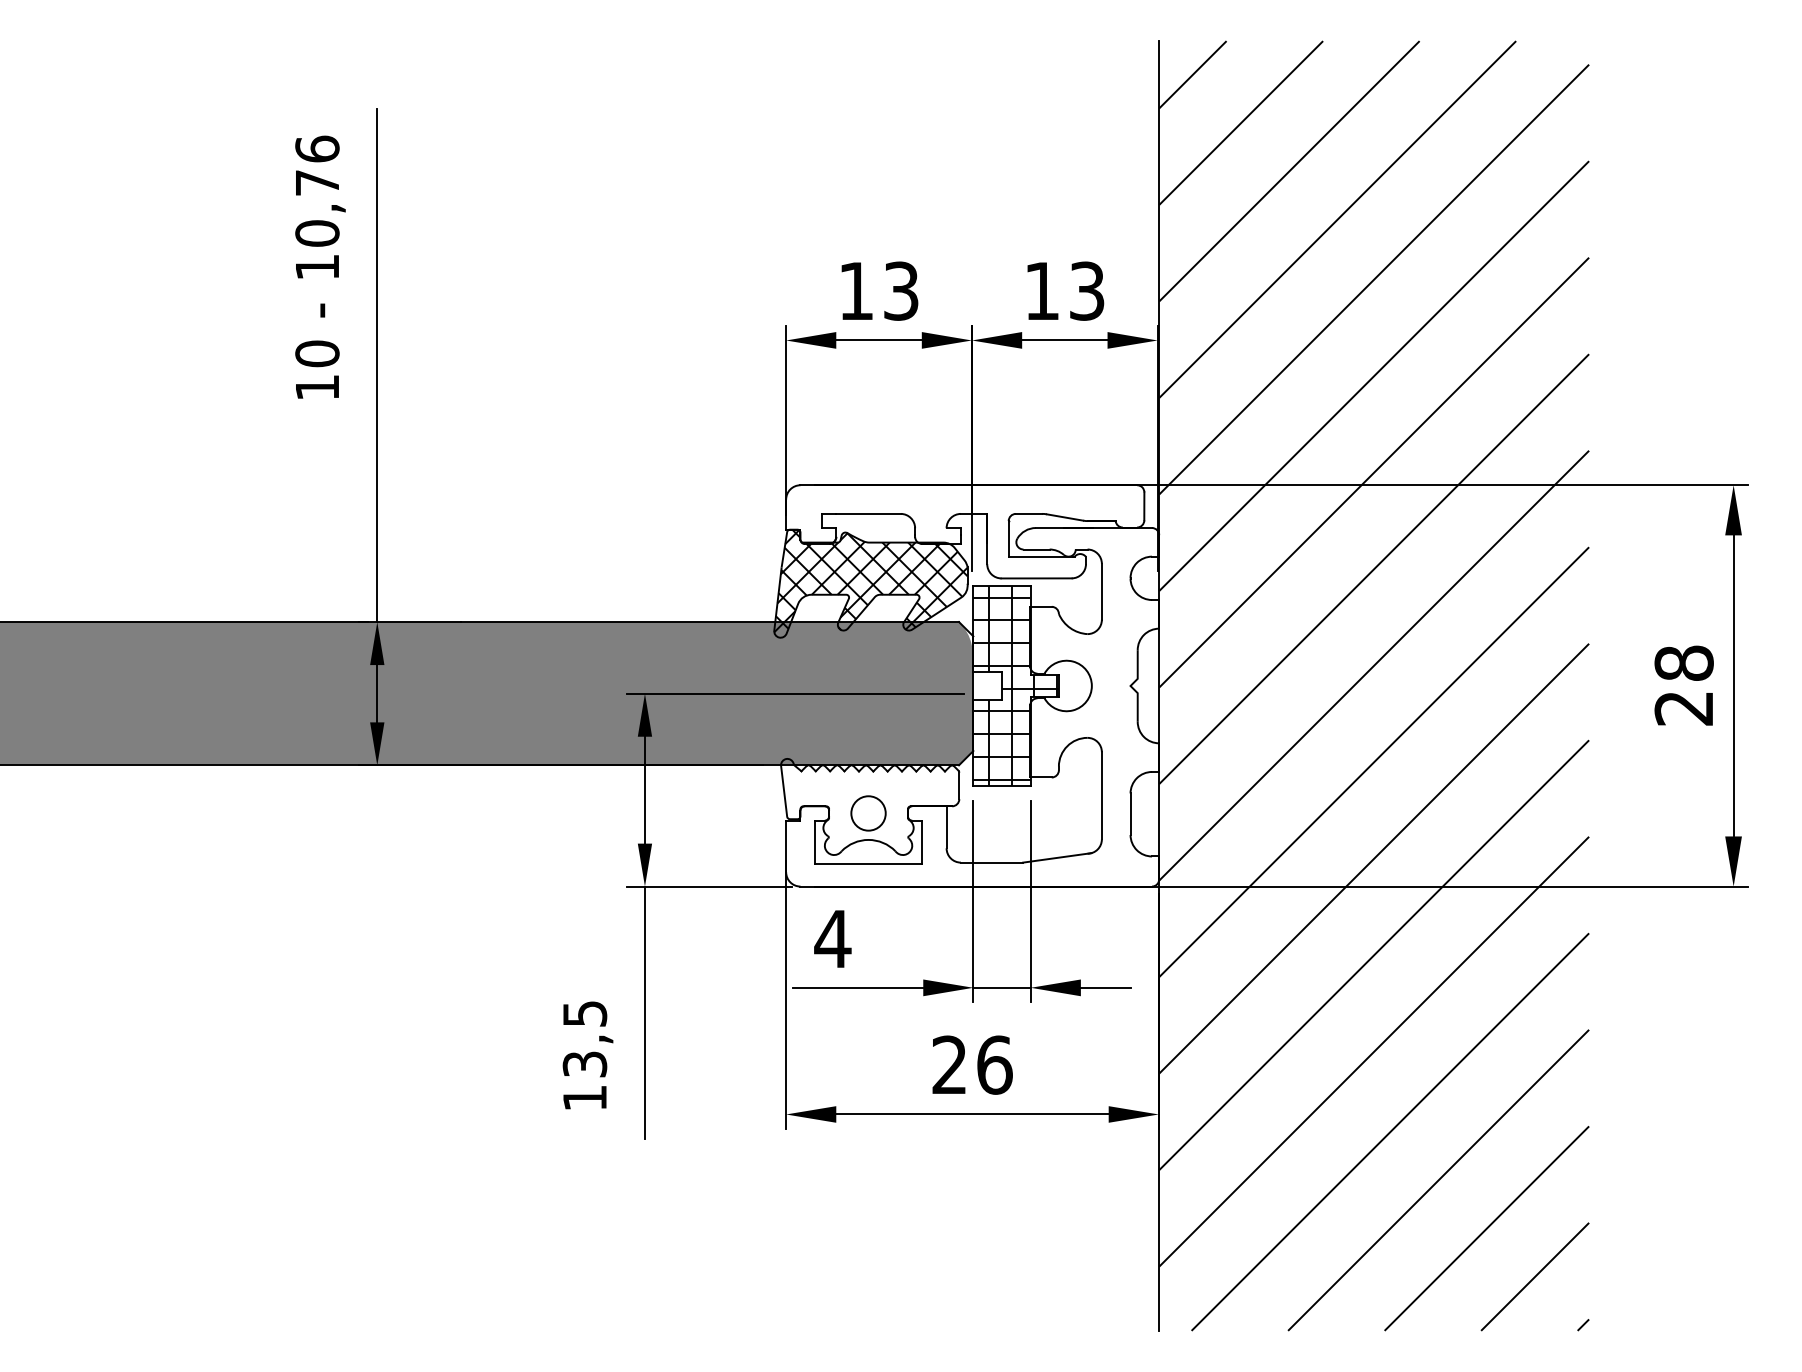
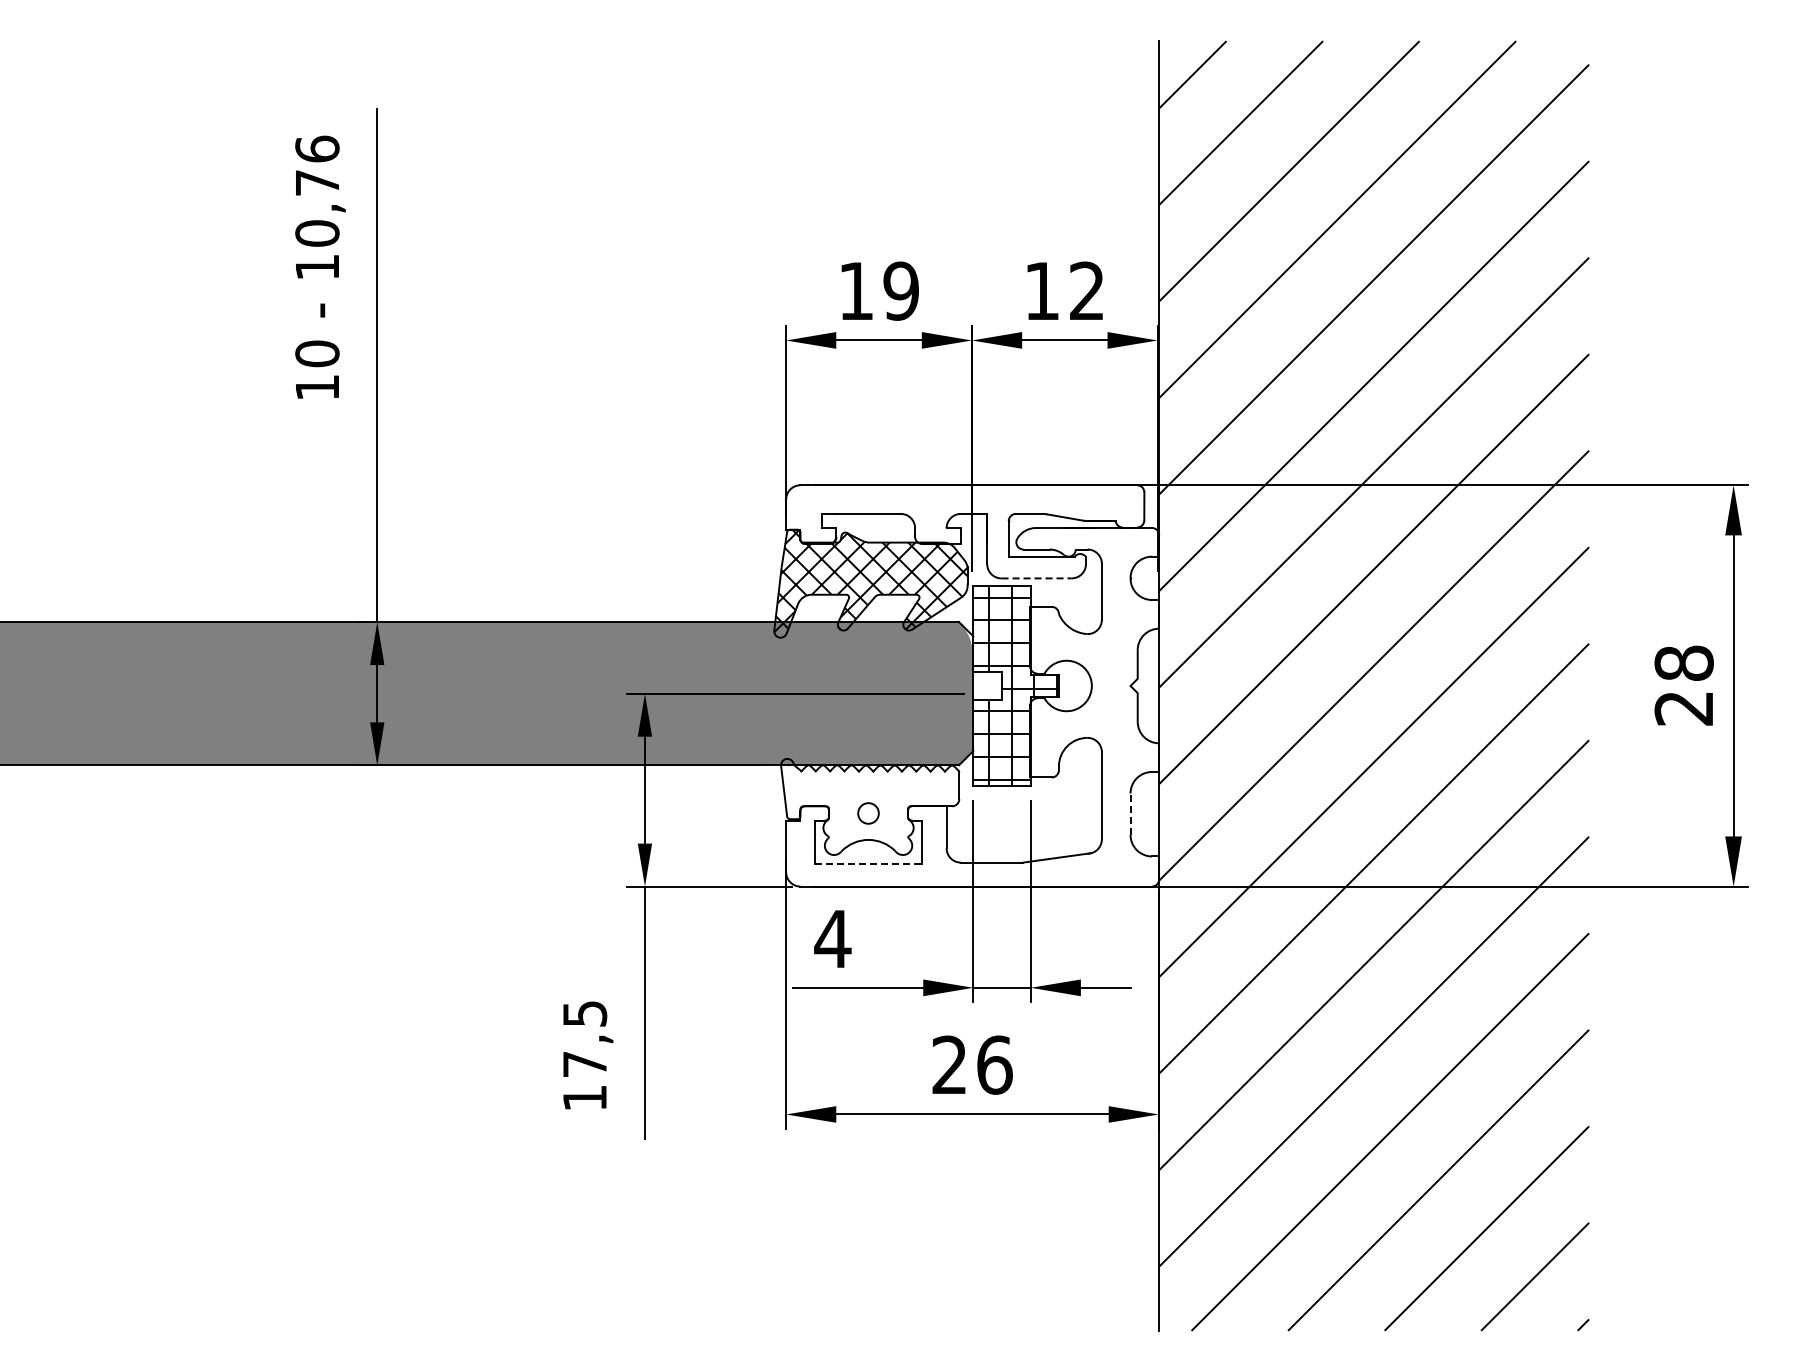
text: 13 -> 19 (900, 290)
text: 13 -> 12 (1087, 290)
line: solid -> dashed (1037, 578)
circle size: 37x37 px -> 23x23 px (868, 813)
line: solid -> dashed (1130, 814)
line: solid -> dashed (868, 863)
text: 13,5 -> 17,5 (584, 1064)
